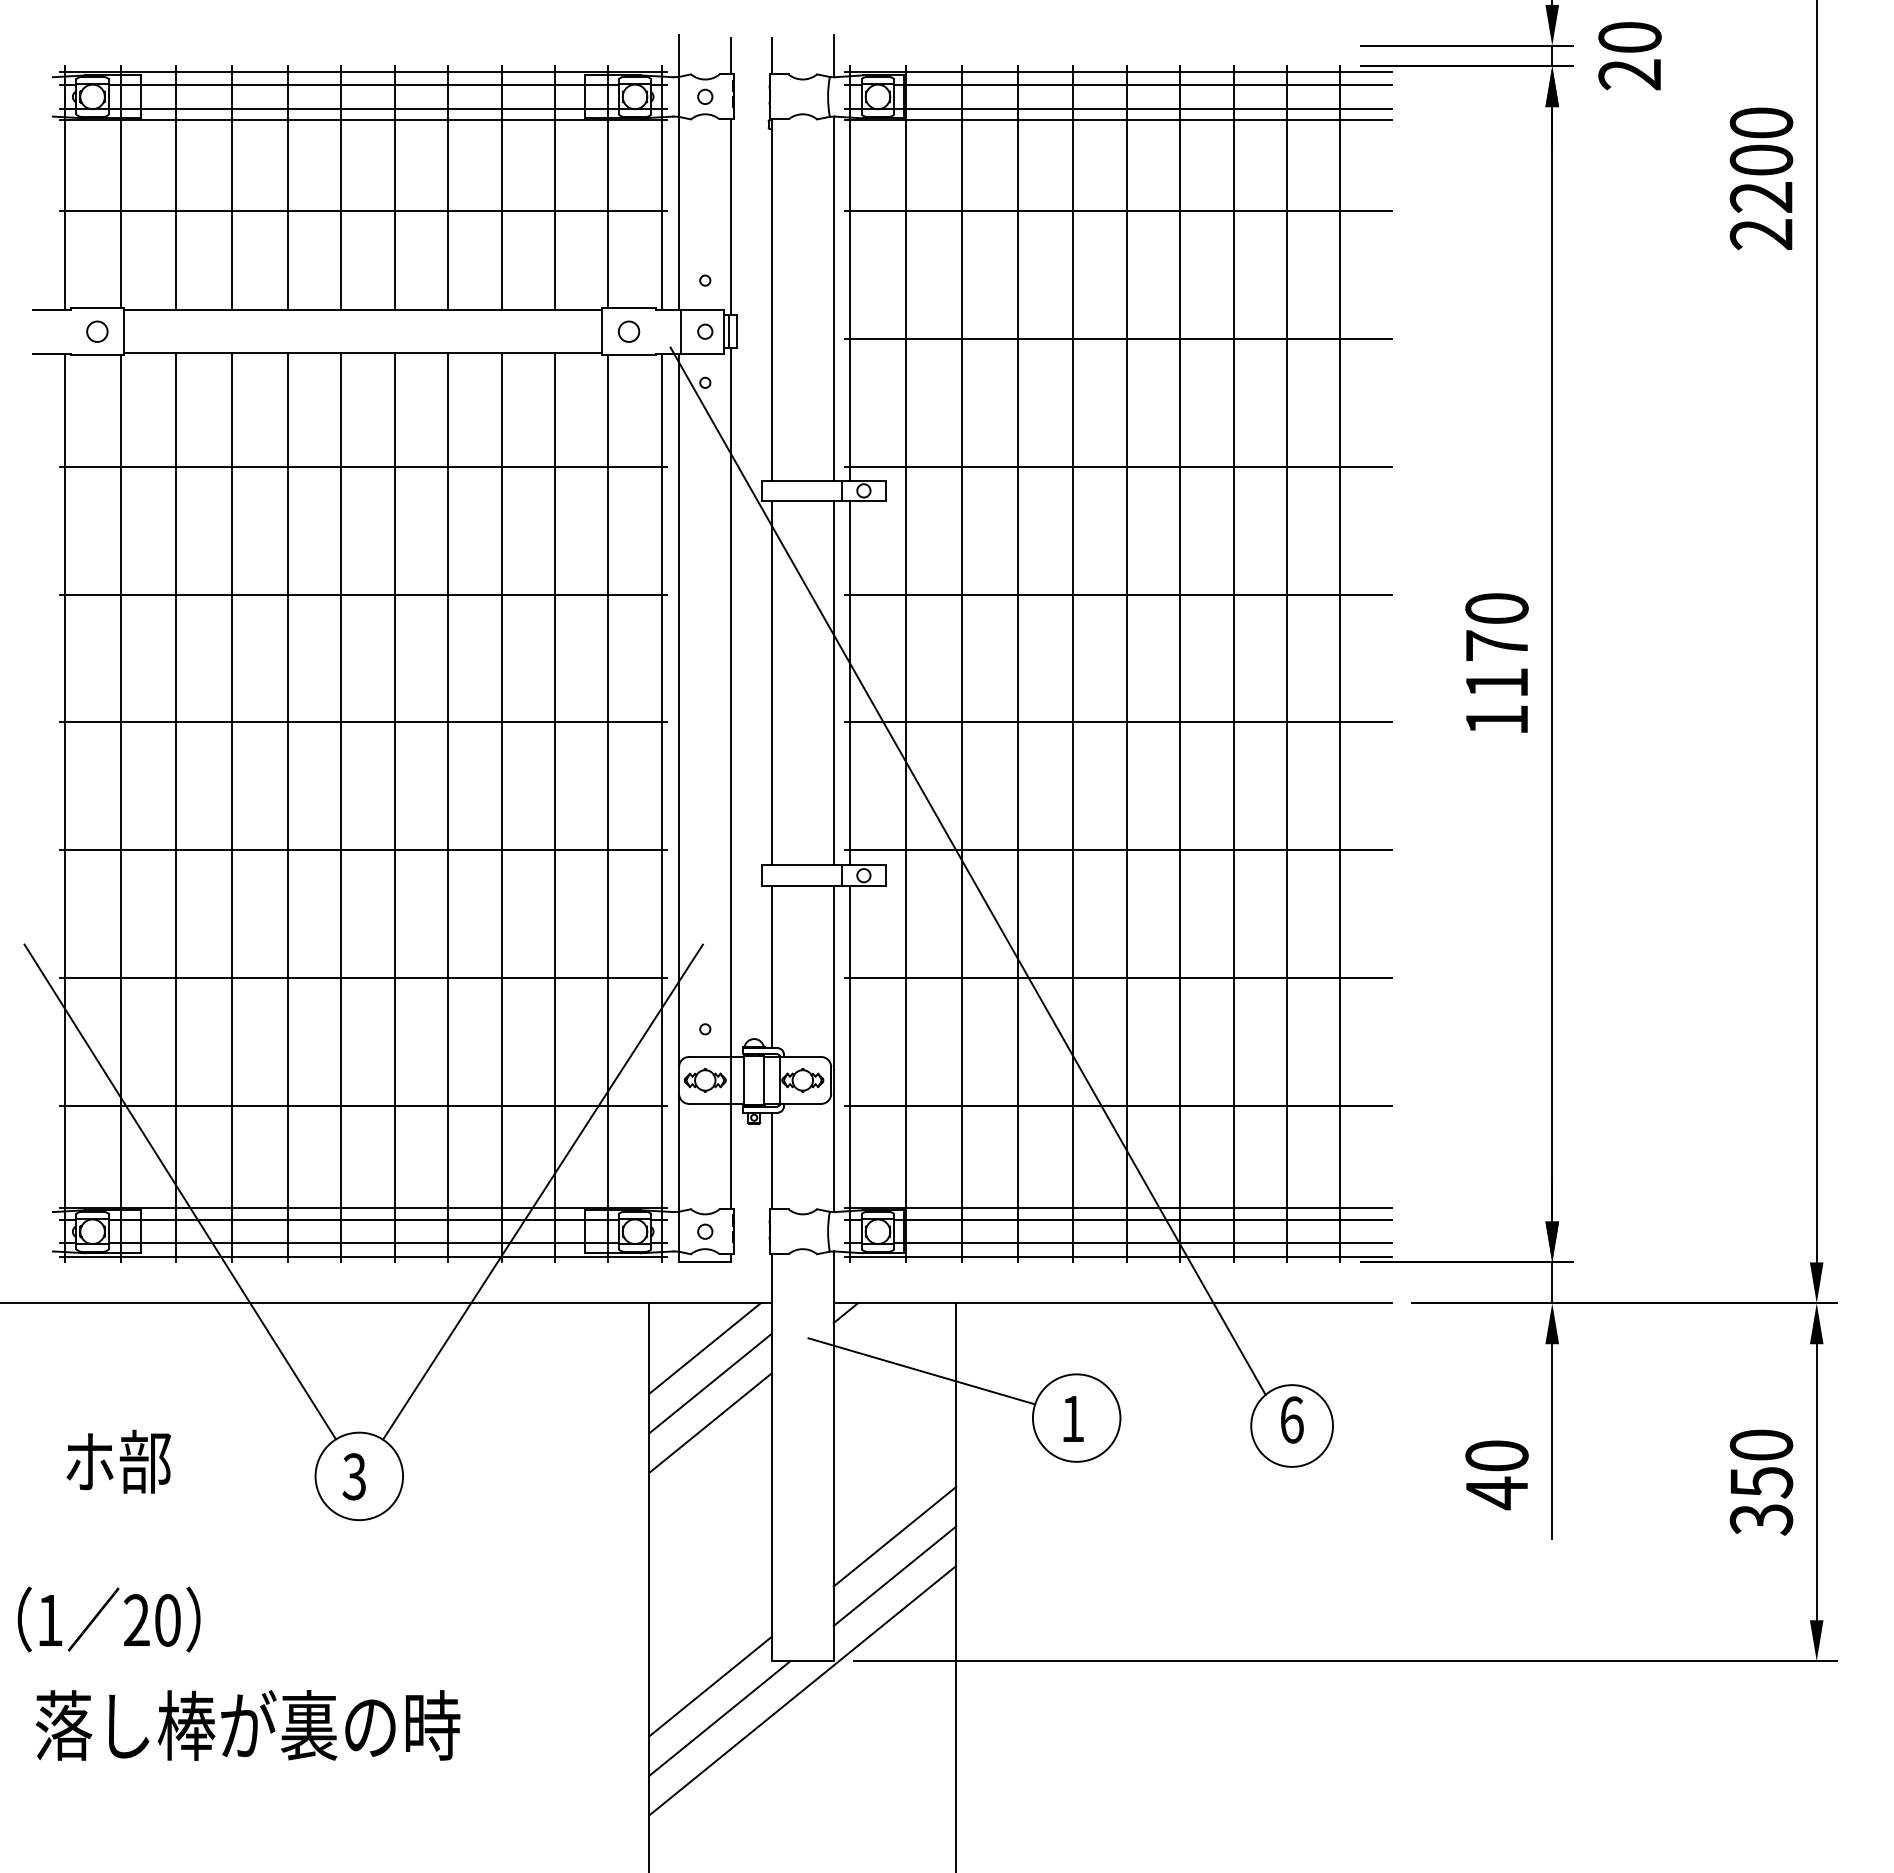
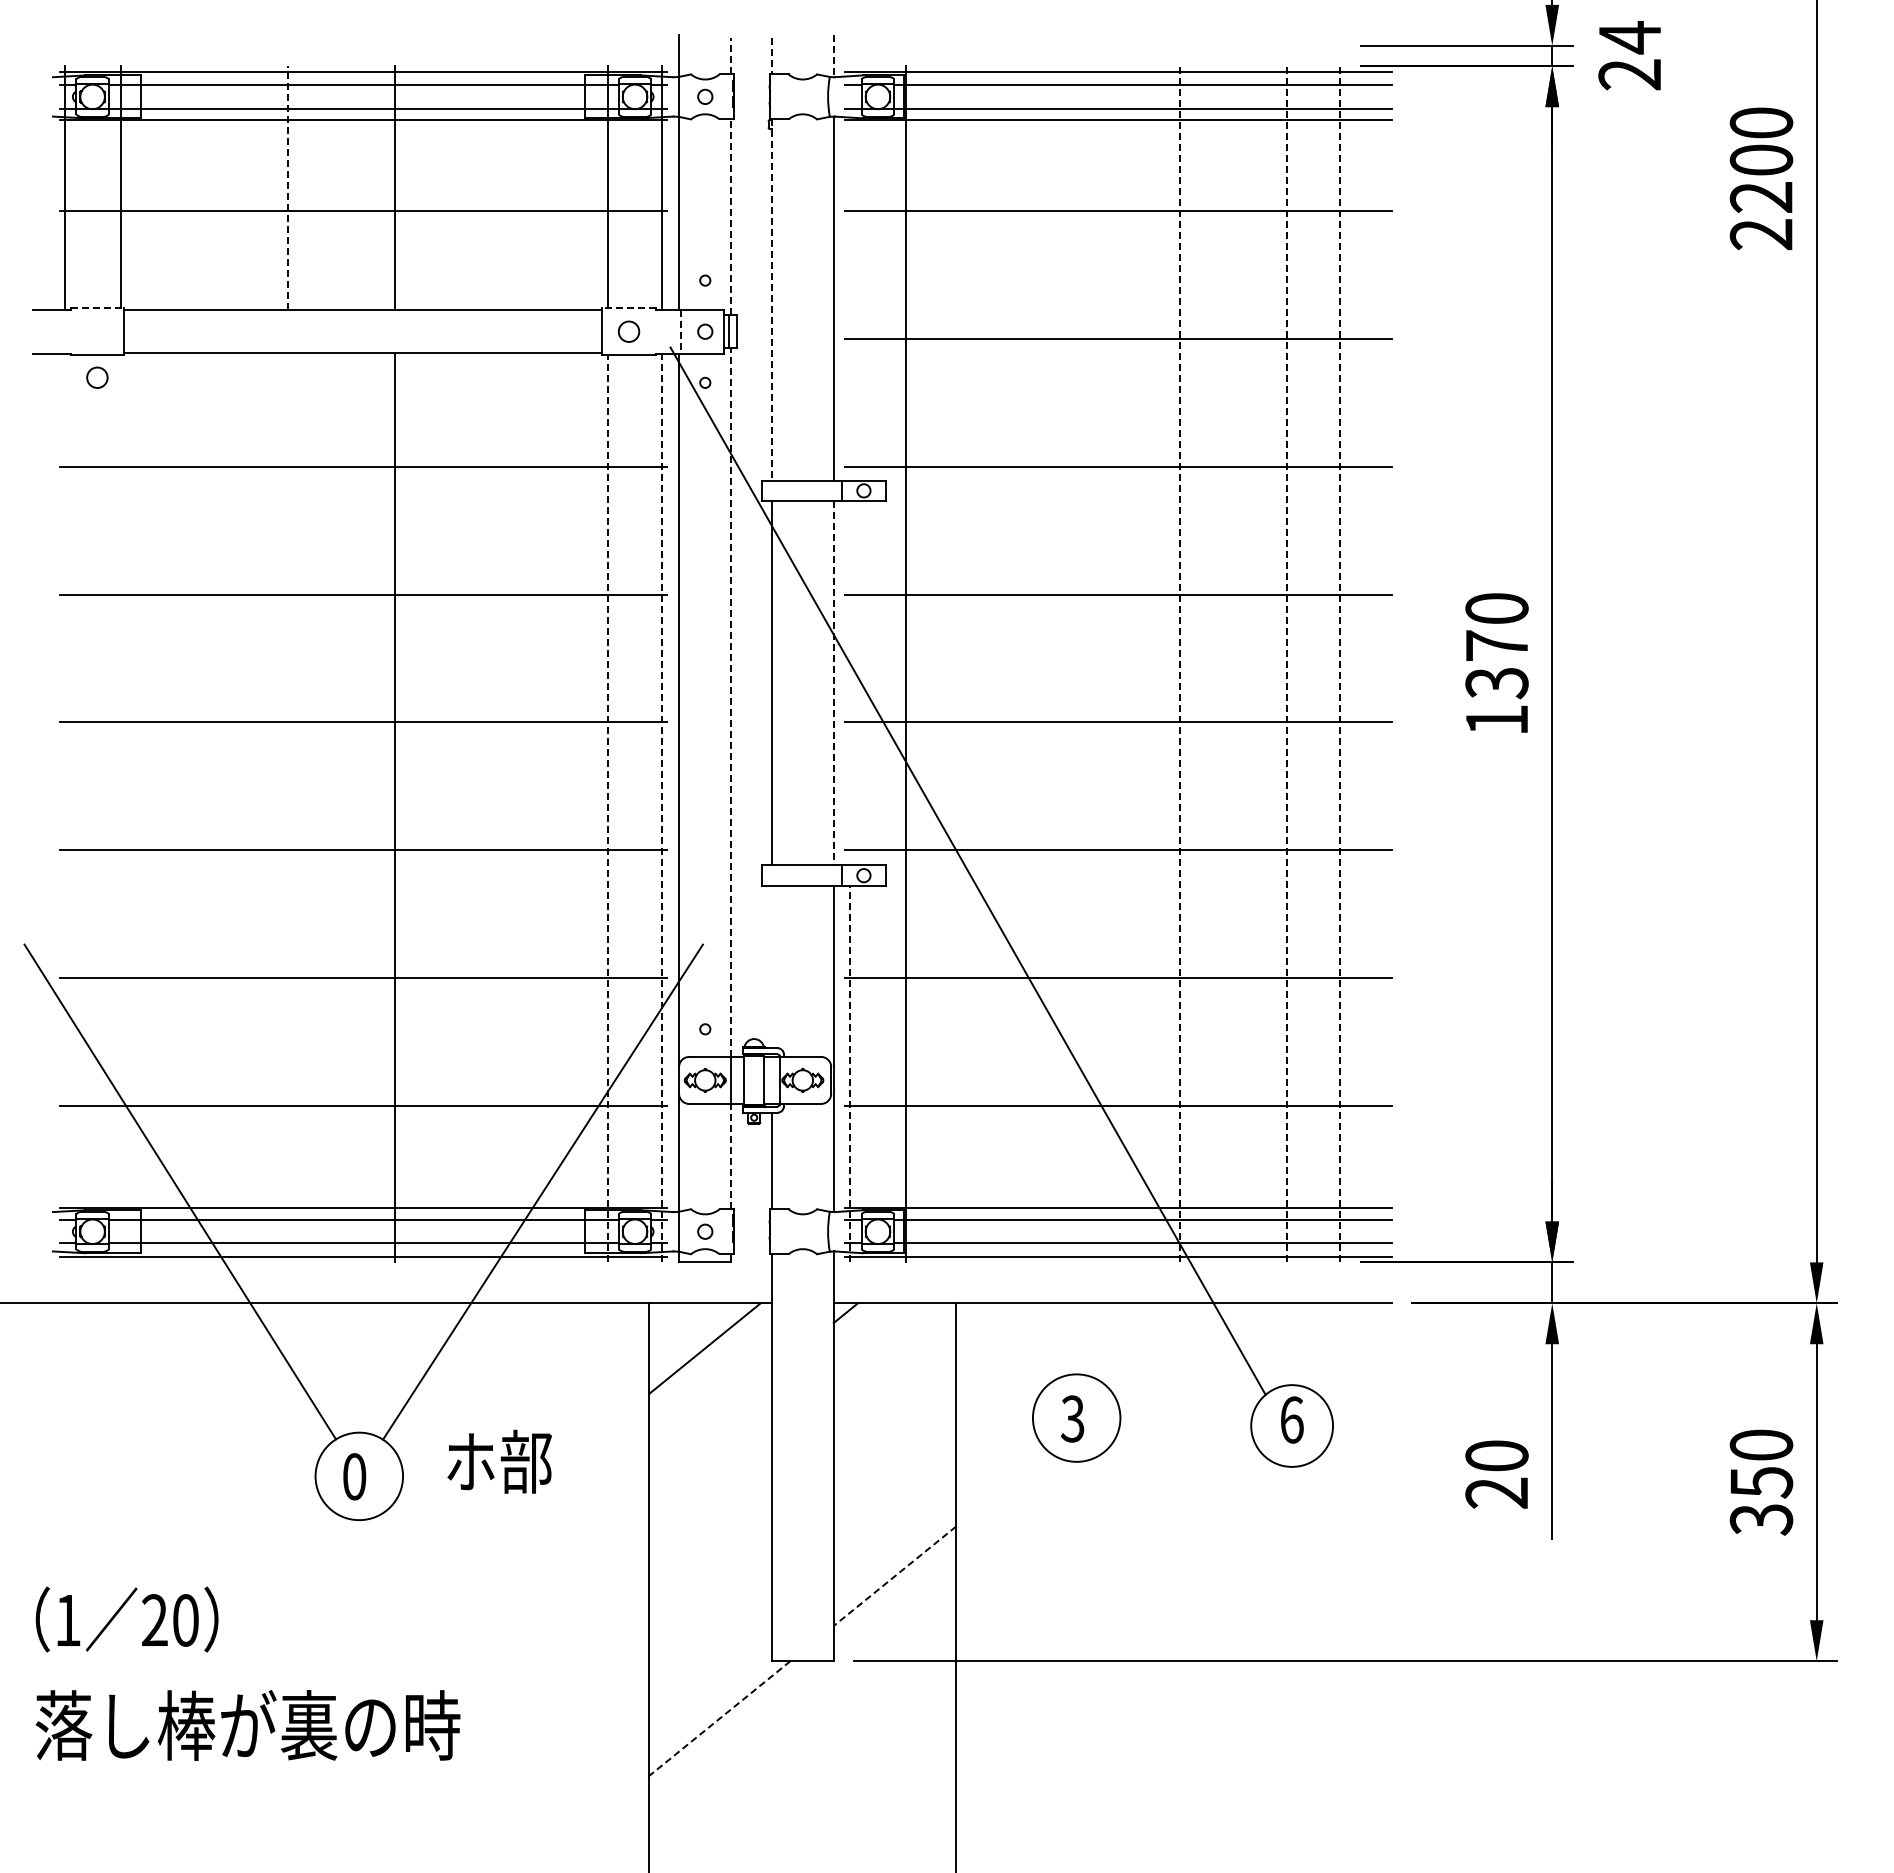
text: 20 -> 24 (1629, 37)
line: solid -> dashed (731, 55)
line: solid -> dashed (771, 56)
line: solid -> dashed (833, 56)
line: solid -> dashed (288, 187)
line: present -> none (176, 188)
line: present -> none (232, 188)
line: present -> none (341, 188)
line: present -> none (448, 188)
line: present -> none (501, 188)
line: present -> none (554, 188)
line: solid -> dashed (731, 217)
line: present -> none (850, 273)
line: solid -> dashed (771, 300)
line: solid -> dashed (97, 308)
line: solid -> dashed (629, 308)
circle position: (97, 331) -> (97, 377) (97, 377)
line: solid -> dashed (681, 331)
line: solid -> dashed (1180, 663)
line: solid -> dashed (1286, 663)
line: solid -> dashed (1340, 663)
line: present -> none (961, 664)
line: present -> none (1017, 664)
line: present -> none (1073, 664)
line: present -> none (1126, 664)
line: present -> none (1233, 664)
line: solid -> dashed (833, 683)
line: present -> none (850, 683)
text: 1170 -> 1370 (1496, 683)
line: solid -> dashed (731, 702)
line: present -> none (64, 807)
line: present -> none (176, 807)
line: present -> none (232, 807)
line: present -> none (288, 807)
line: present -> none (341, 807)
line: present -> none (448, 807)
line: present -> none (501, 807)
line: present -> none (554, 807)
line: solid -> dashed (661, 807)
line: present -> none (120, 808)
line: solid -> dashed (608, 808)
line: present -> none (771, 966)
line: solid -> dashed (850, 1073)
line: solid -> dashed (731, 1156)
line: present -> none (921, 1371)
line: present -> none (710, 1383)
text: 1 -> 3 (1072, 1418)
line: present -> none (710, 1422)
text position: (118, 1461) -> (499, 1461) (499, 1461)
text: 3 -> 0 (354, 1476)
text: 40 -> 20 (1496, 1493)
line: present -> none (894, 1536)
line: solid -> dashed (894, 1576)
text position: (108, 1619) -> (126, 1619) (126, 1619)
line: present -> none (710, 1686)
line: present -> none (803, 1690)
line: solid -> dashed (719, 1718)
